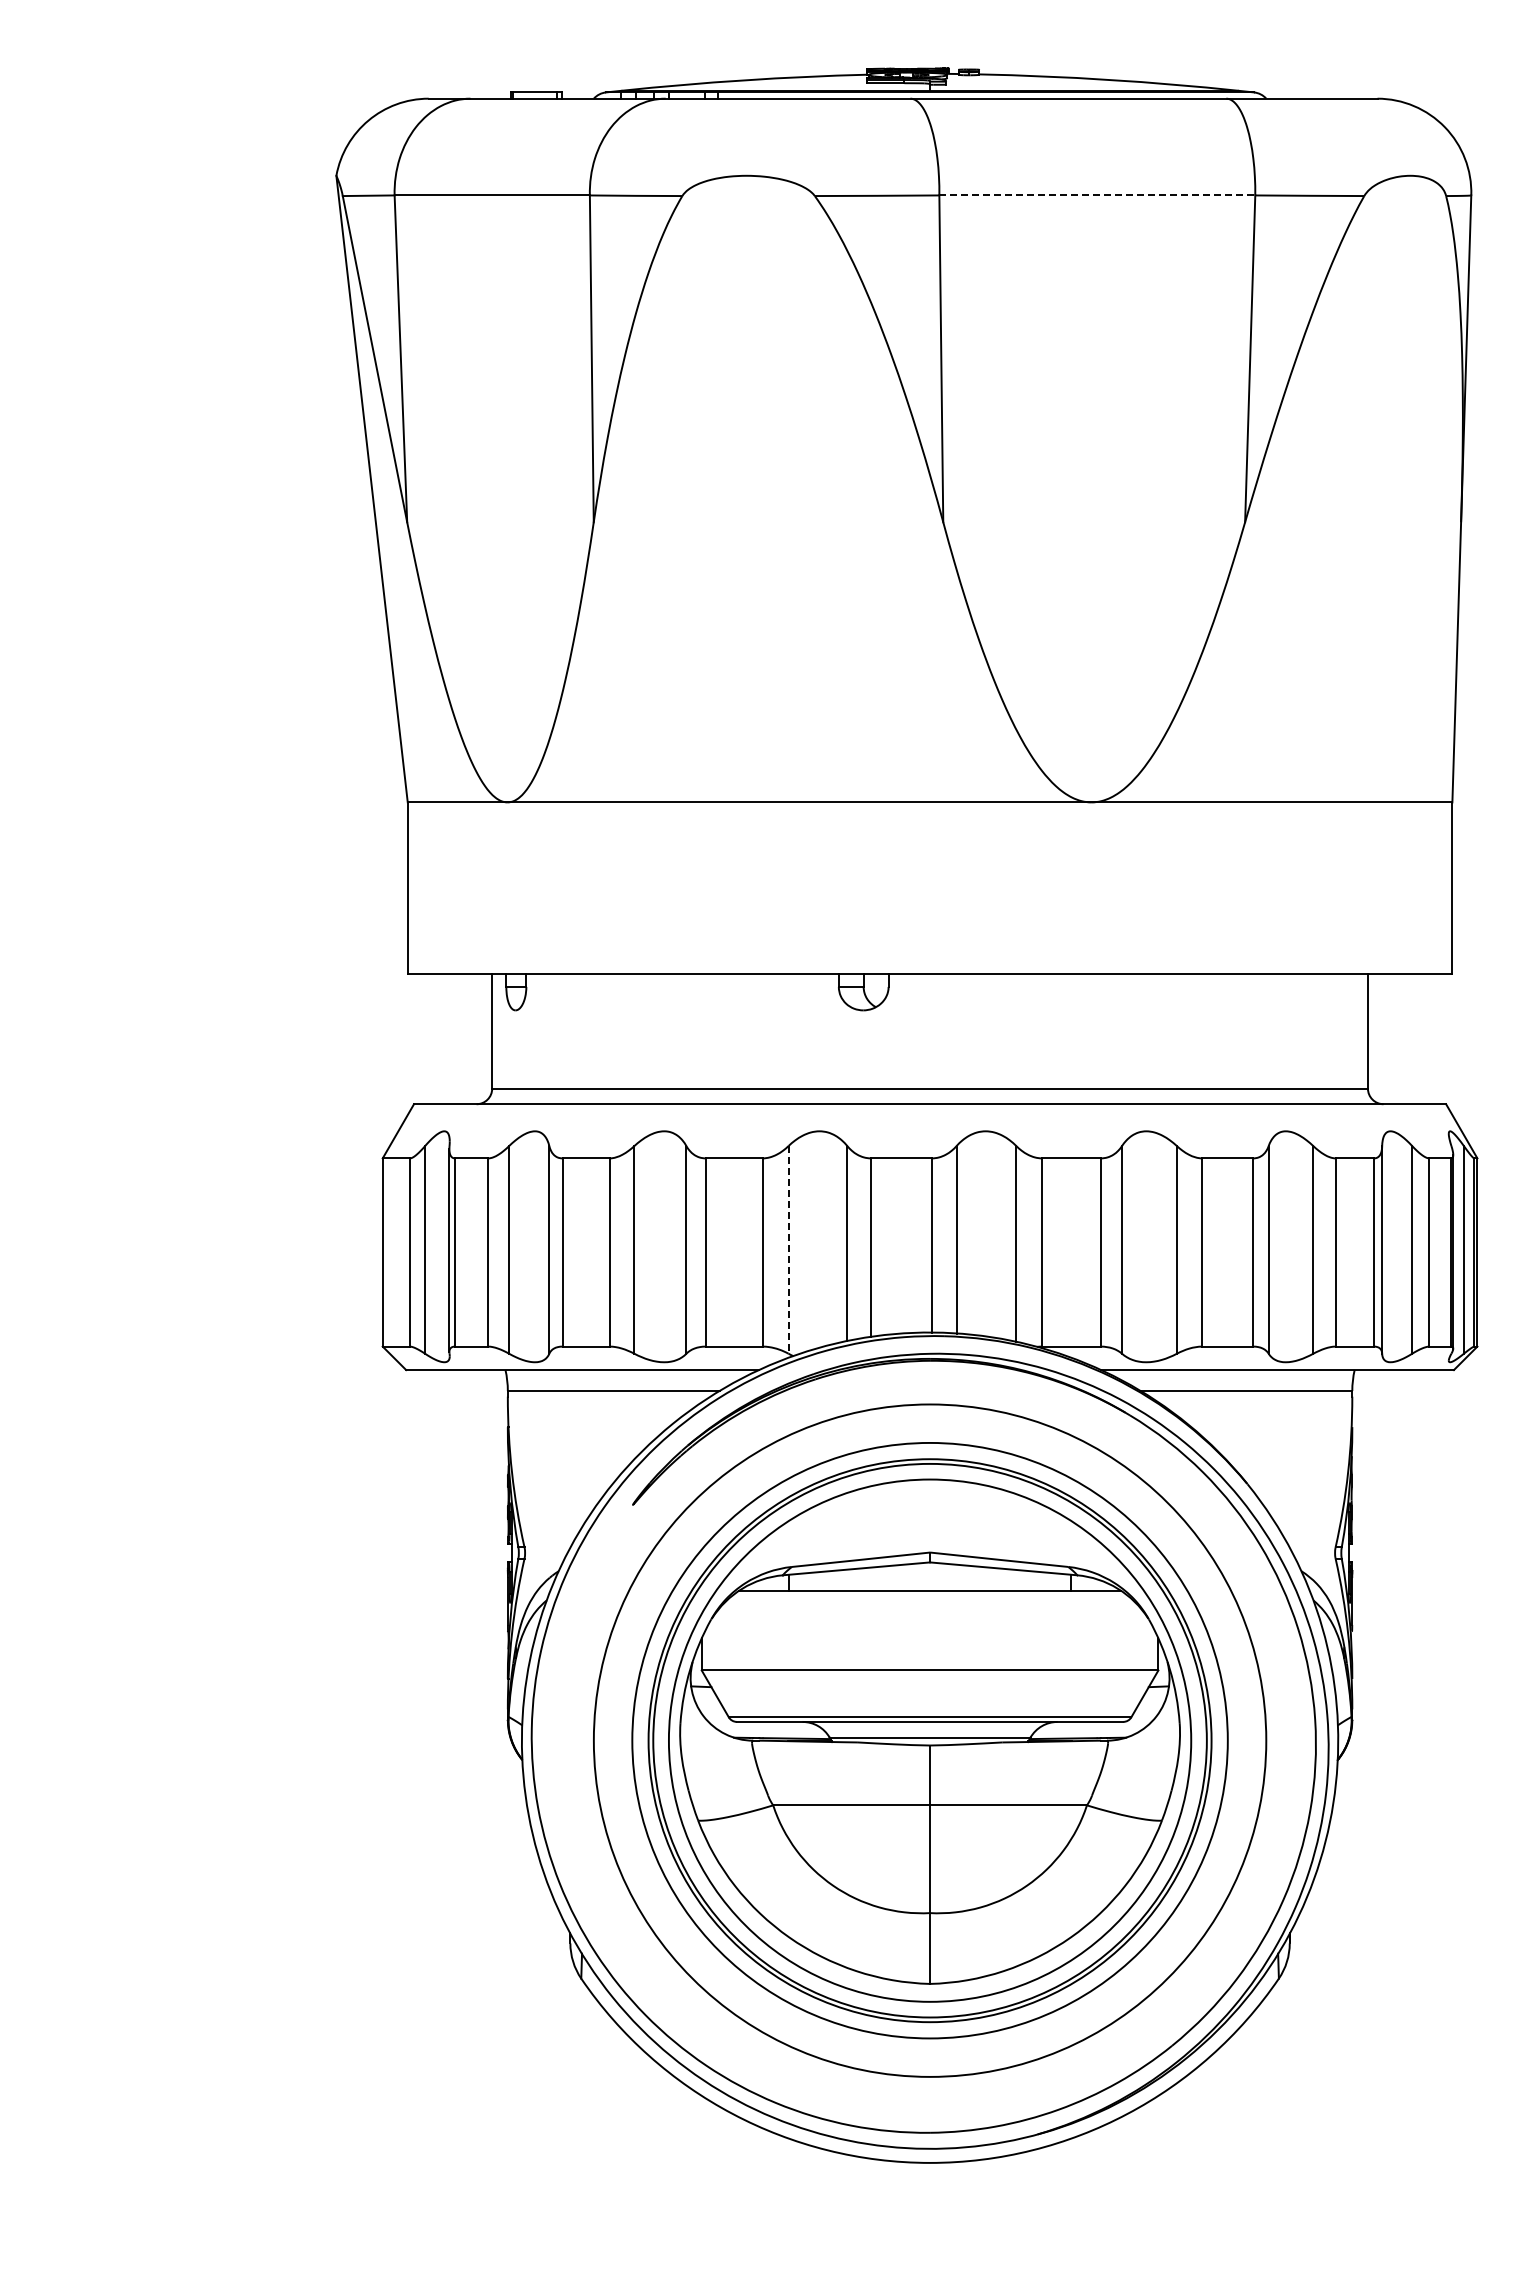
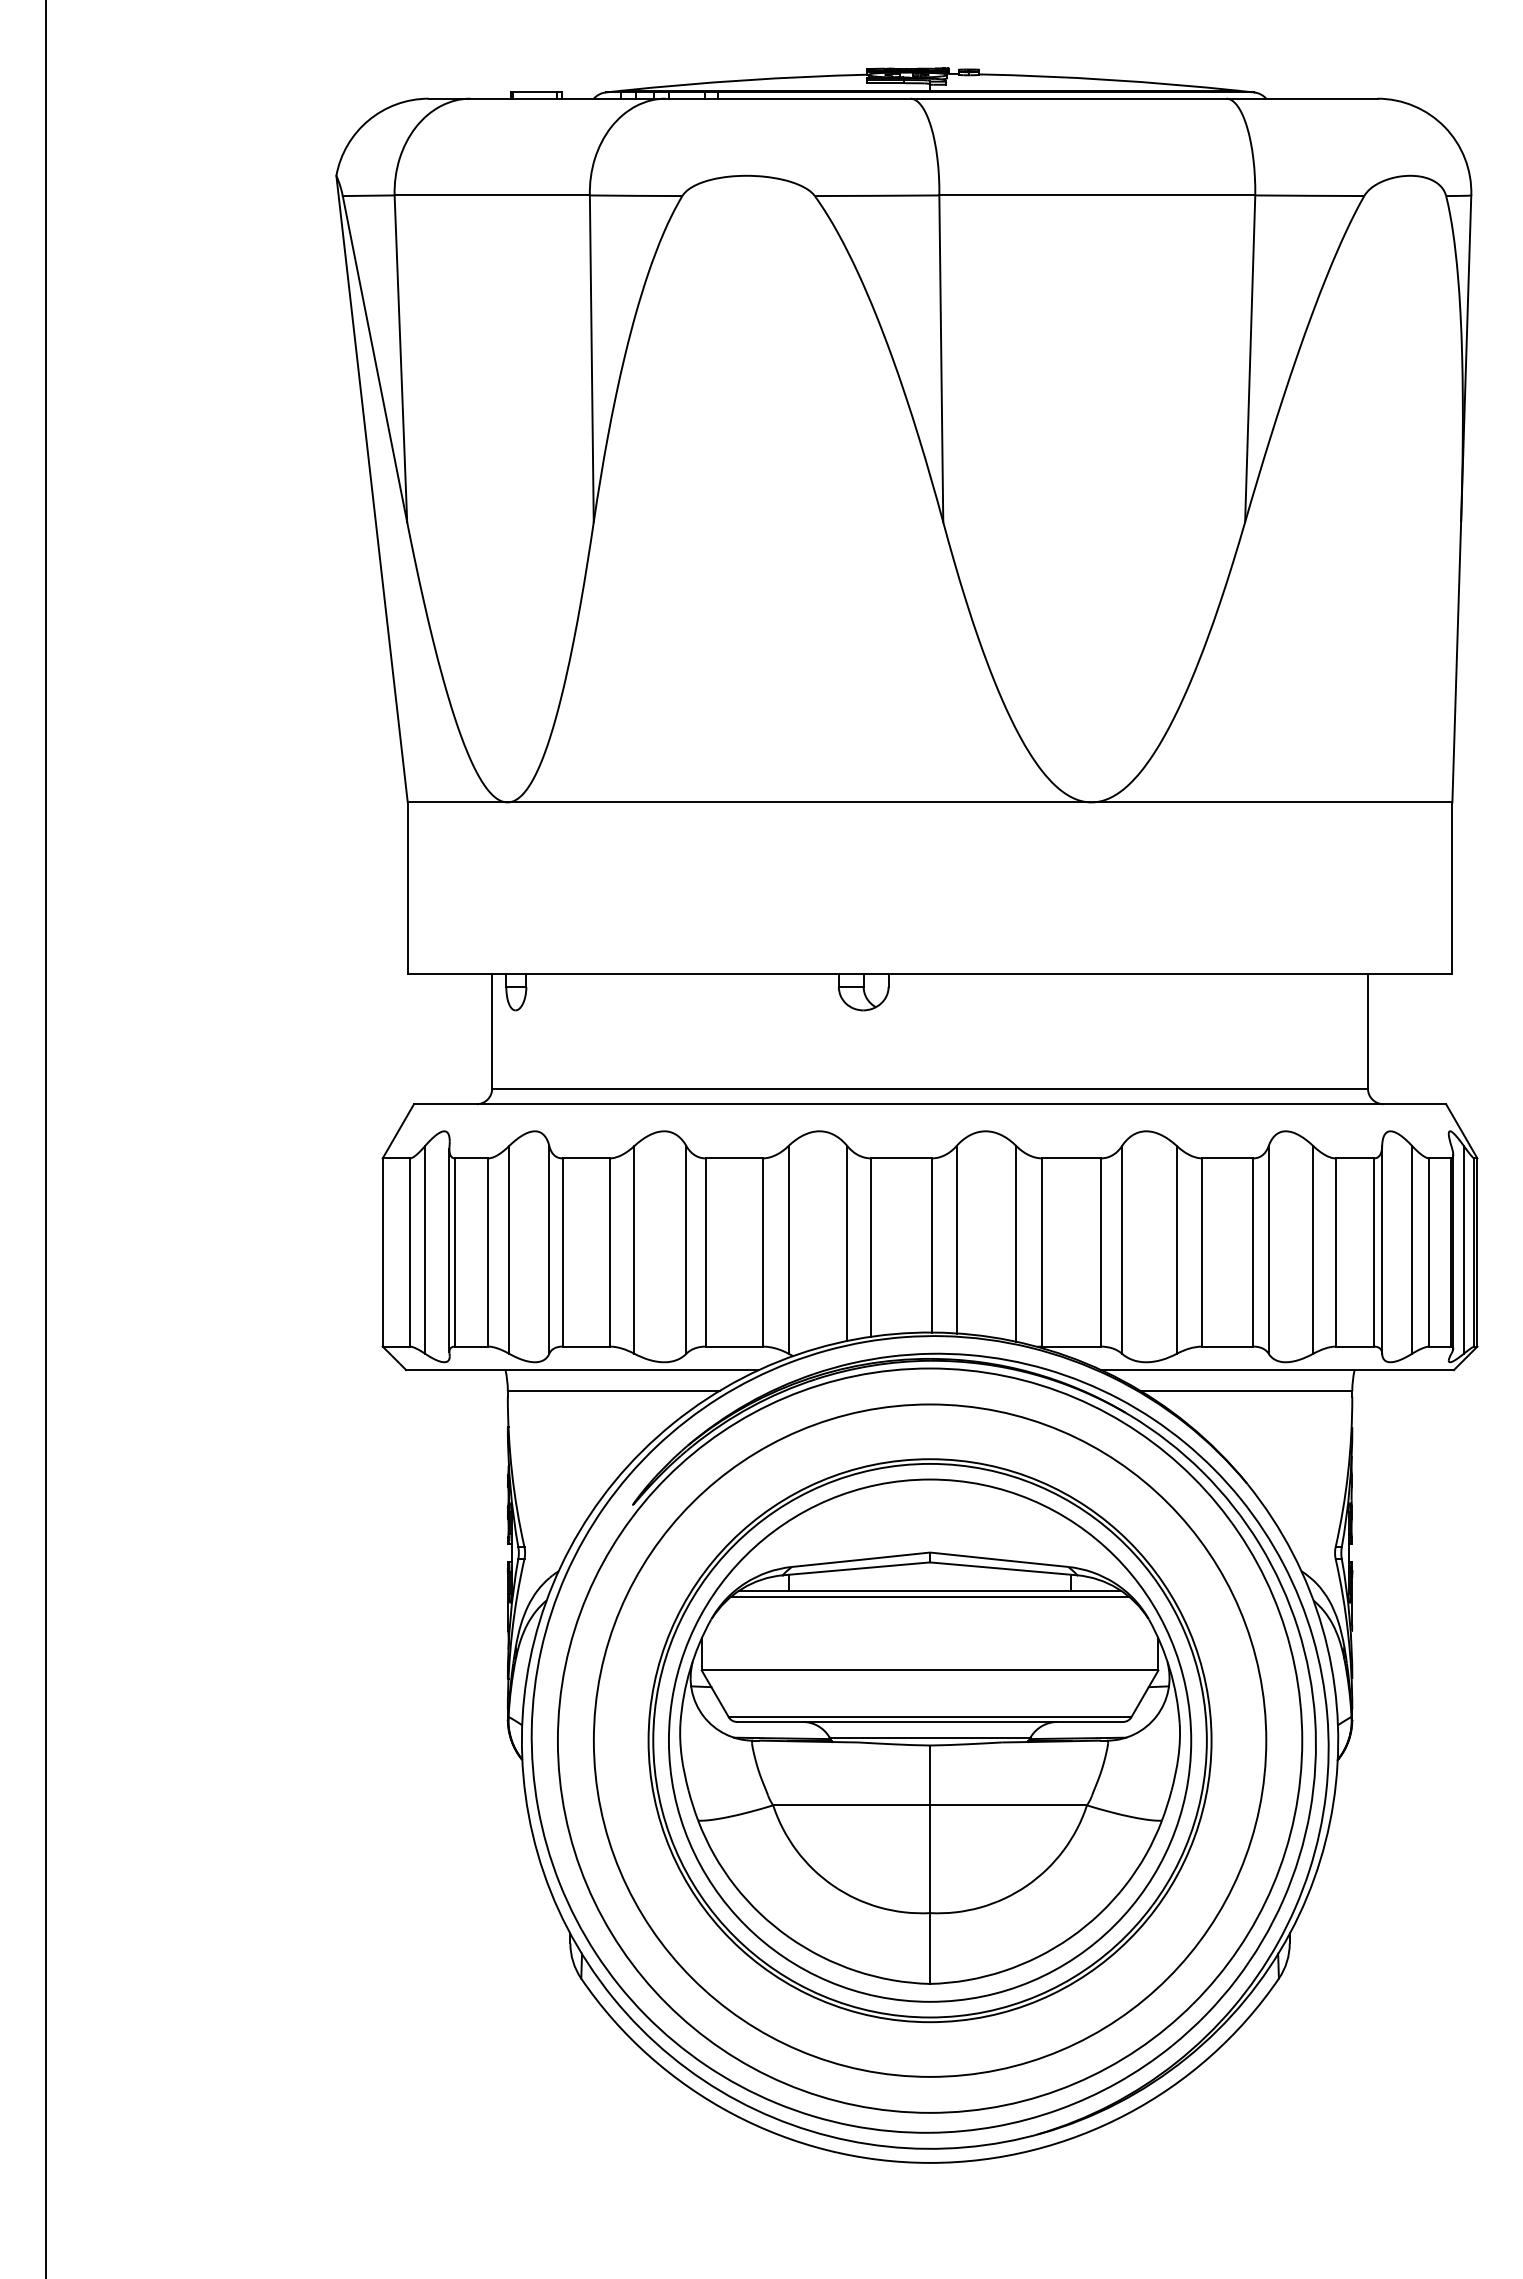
line: dashed -> solid (1097, 195)
line: none -> present (45, 1138)
line: dashed -> solid (788, 1249)
line: none -> present (930, 1596)
circle diameter: 595 px -> 744 px (929, 1740)
